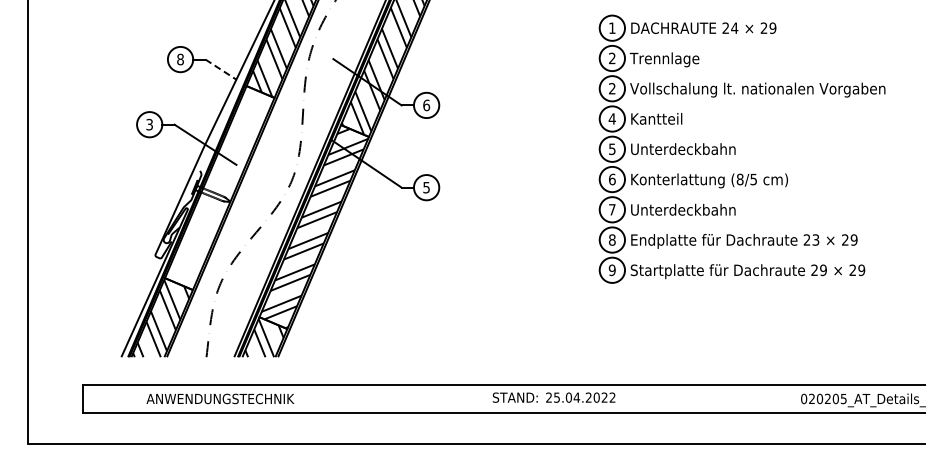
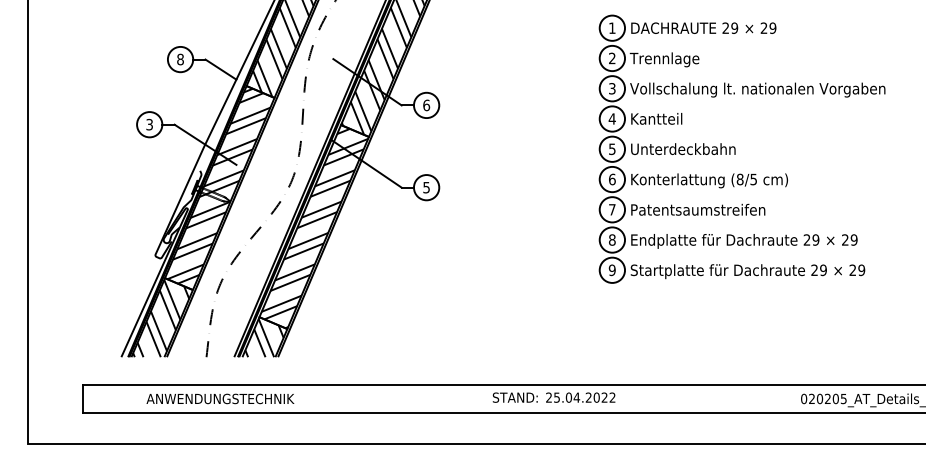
text: 24 -> 29 (734, 27)
line: dashed -> solid (221, 69)
text: 2 -> 3 (612, 88)
hatch: none -> present (218, 185)
text: Unterdeckbahn -> Patentsaumstreifen (698, 209)
text: 23 -> 29 (815, 239)
